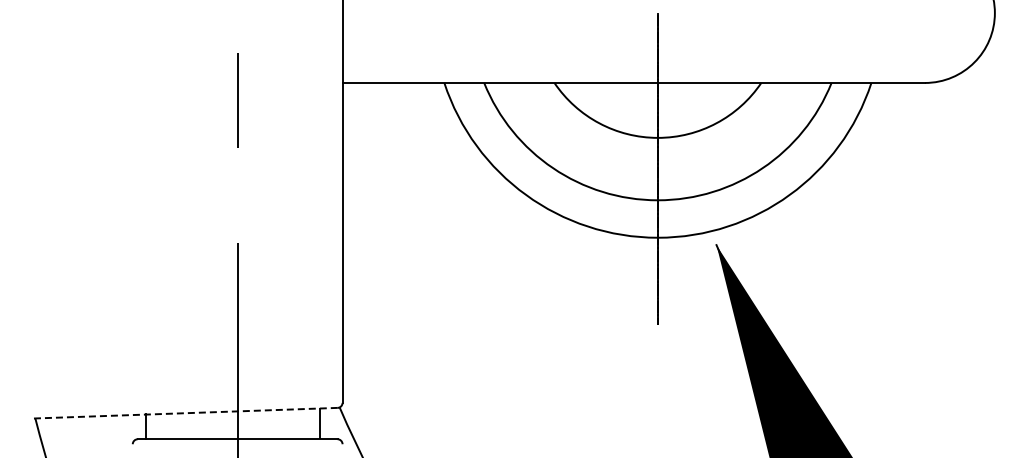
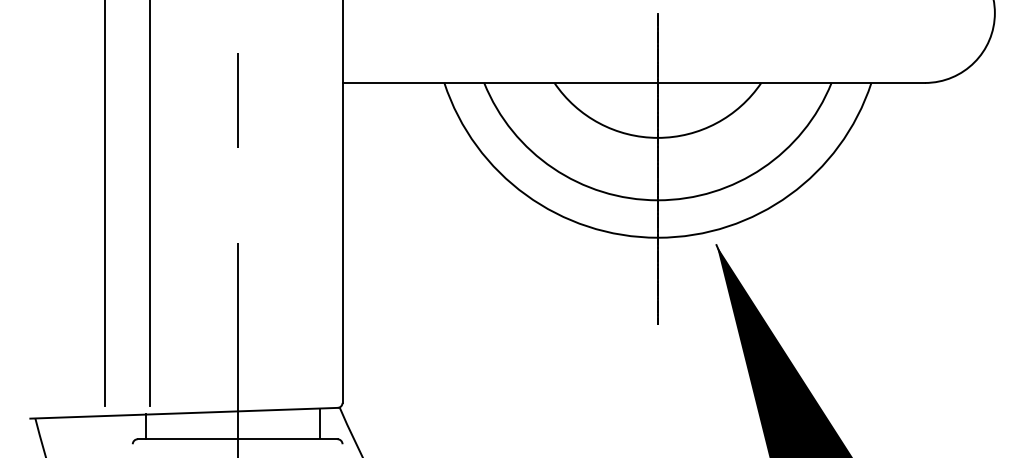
line: none -> present (105, 204)
line: none -> present (150, 204)
line: dashed -> solid (184, 413)
